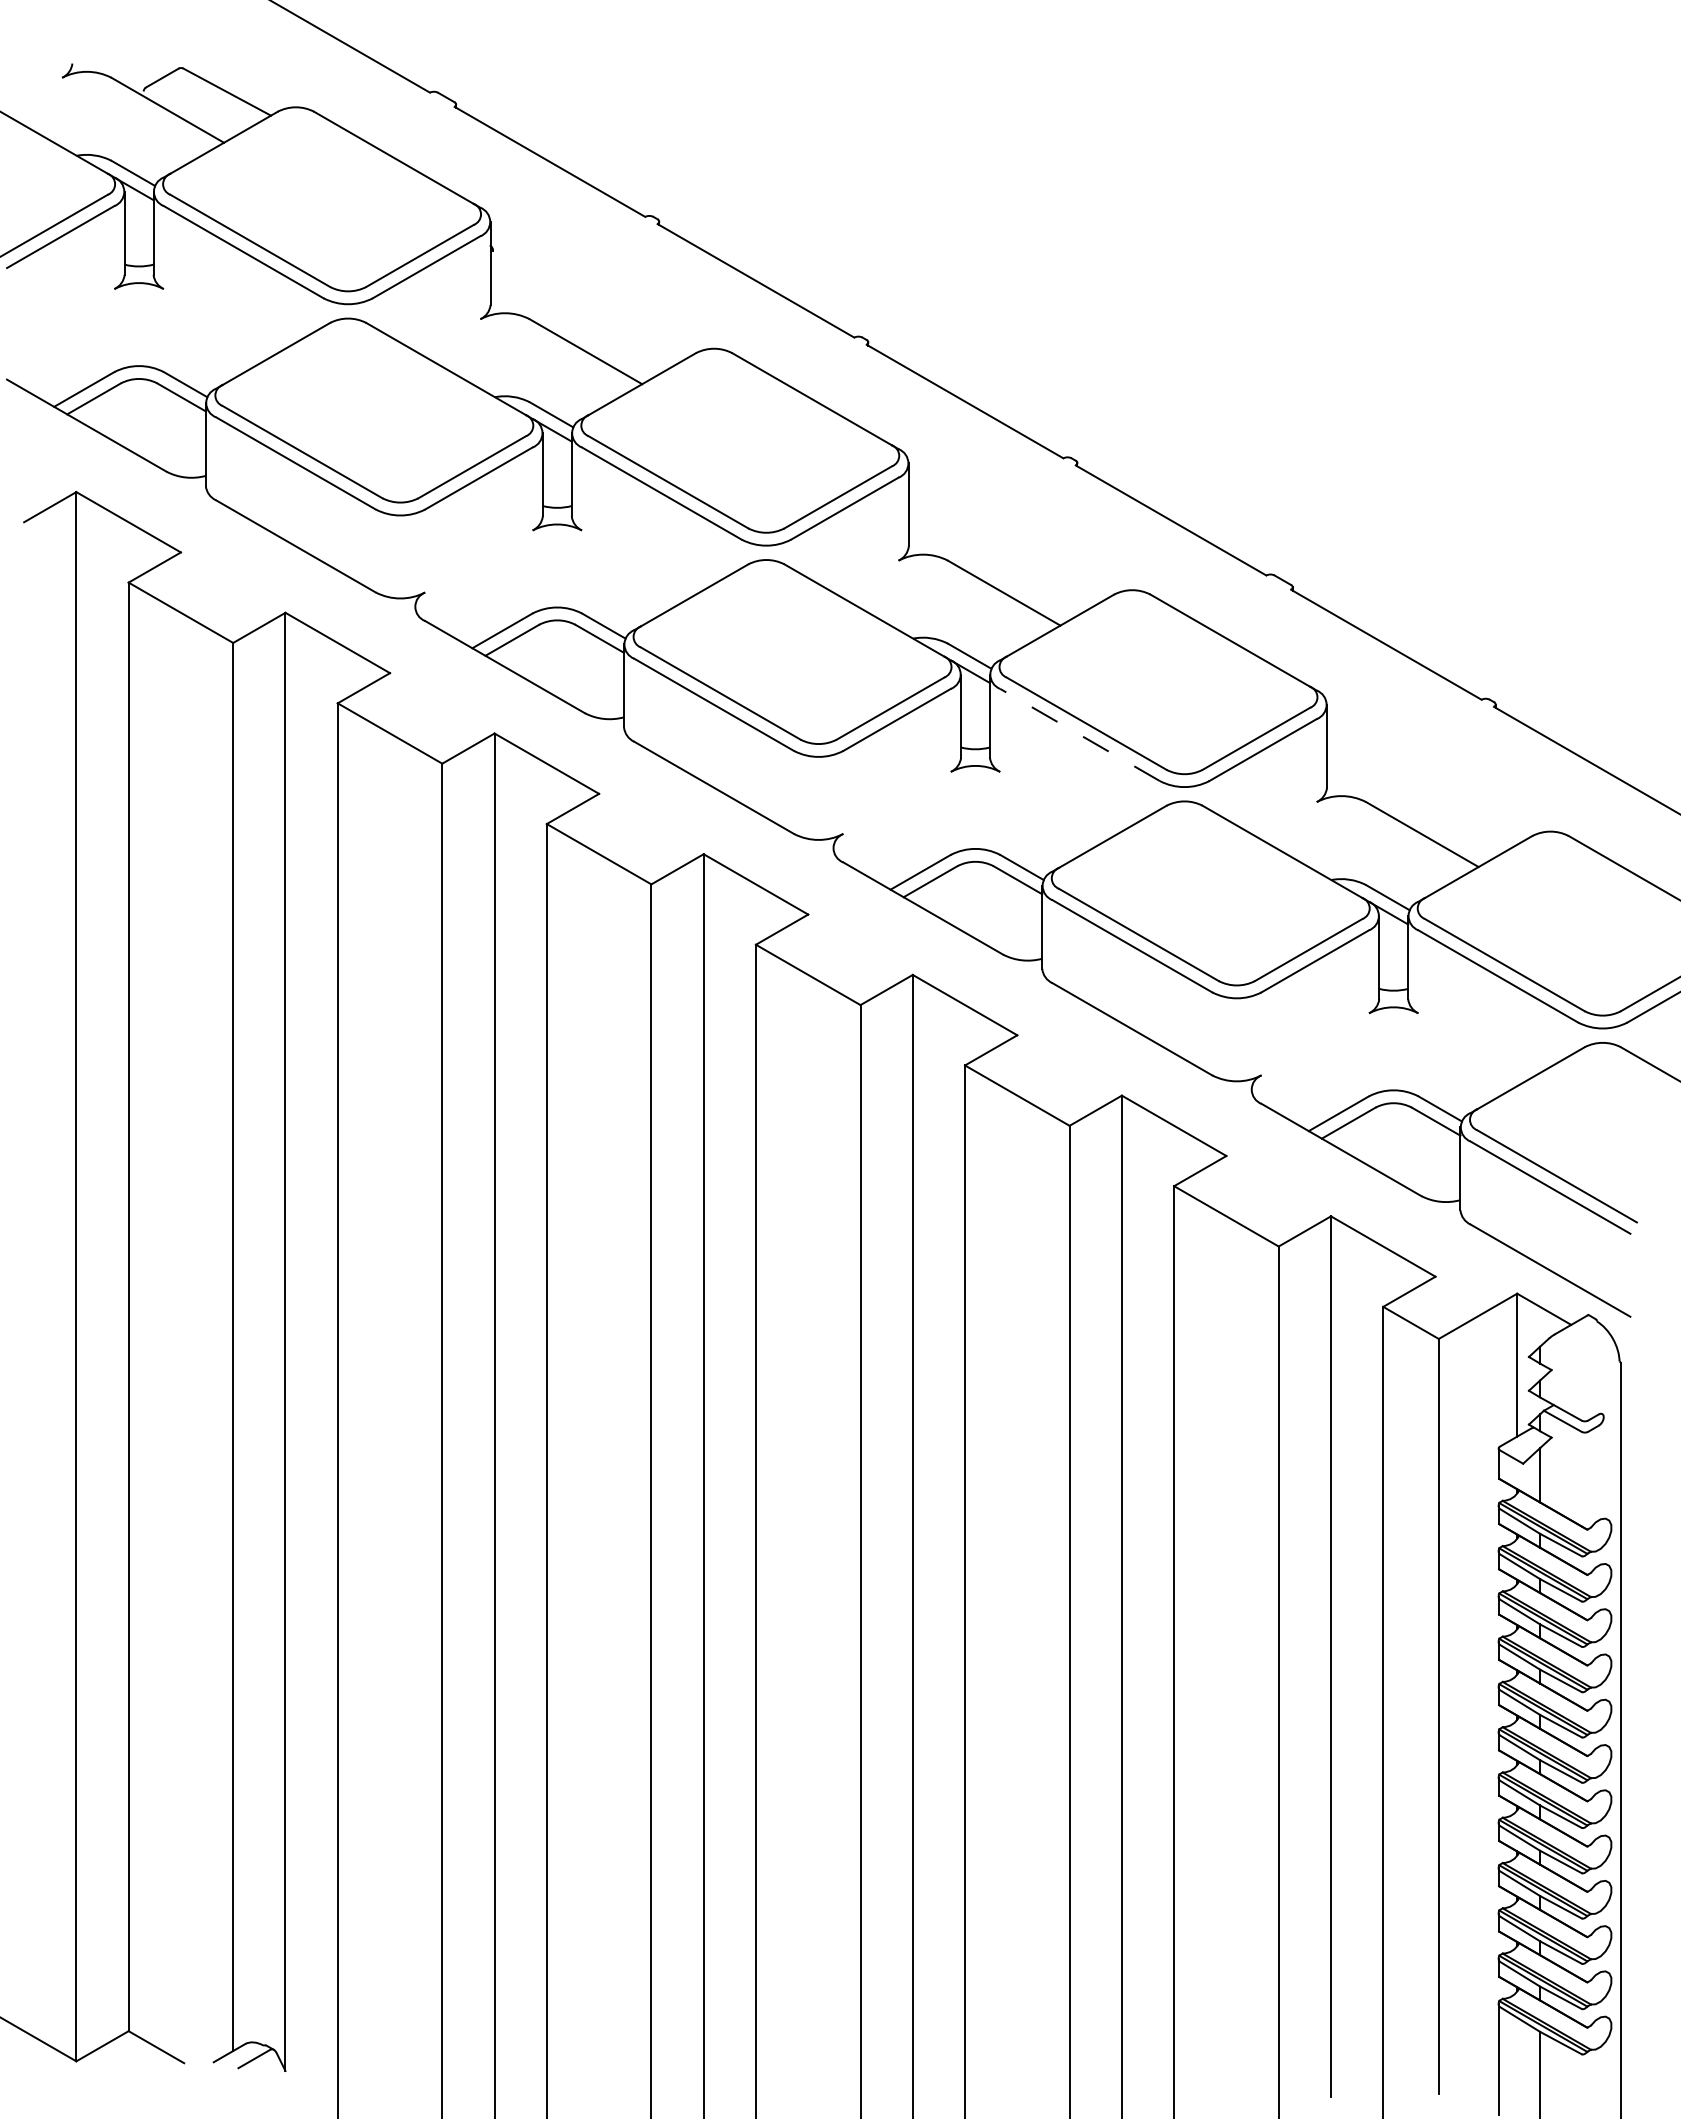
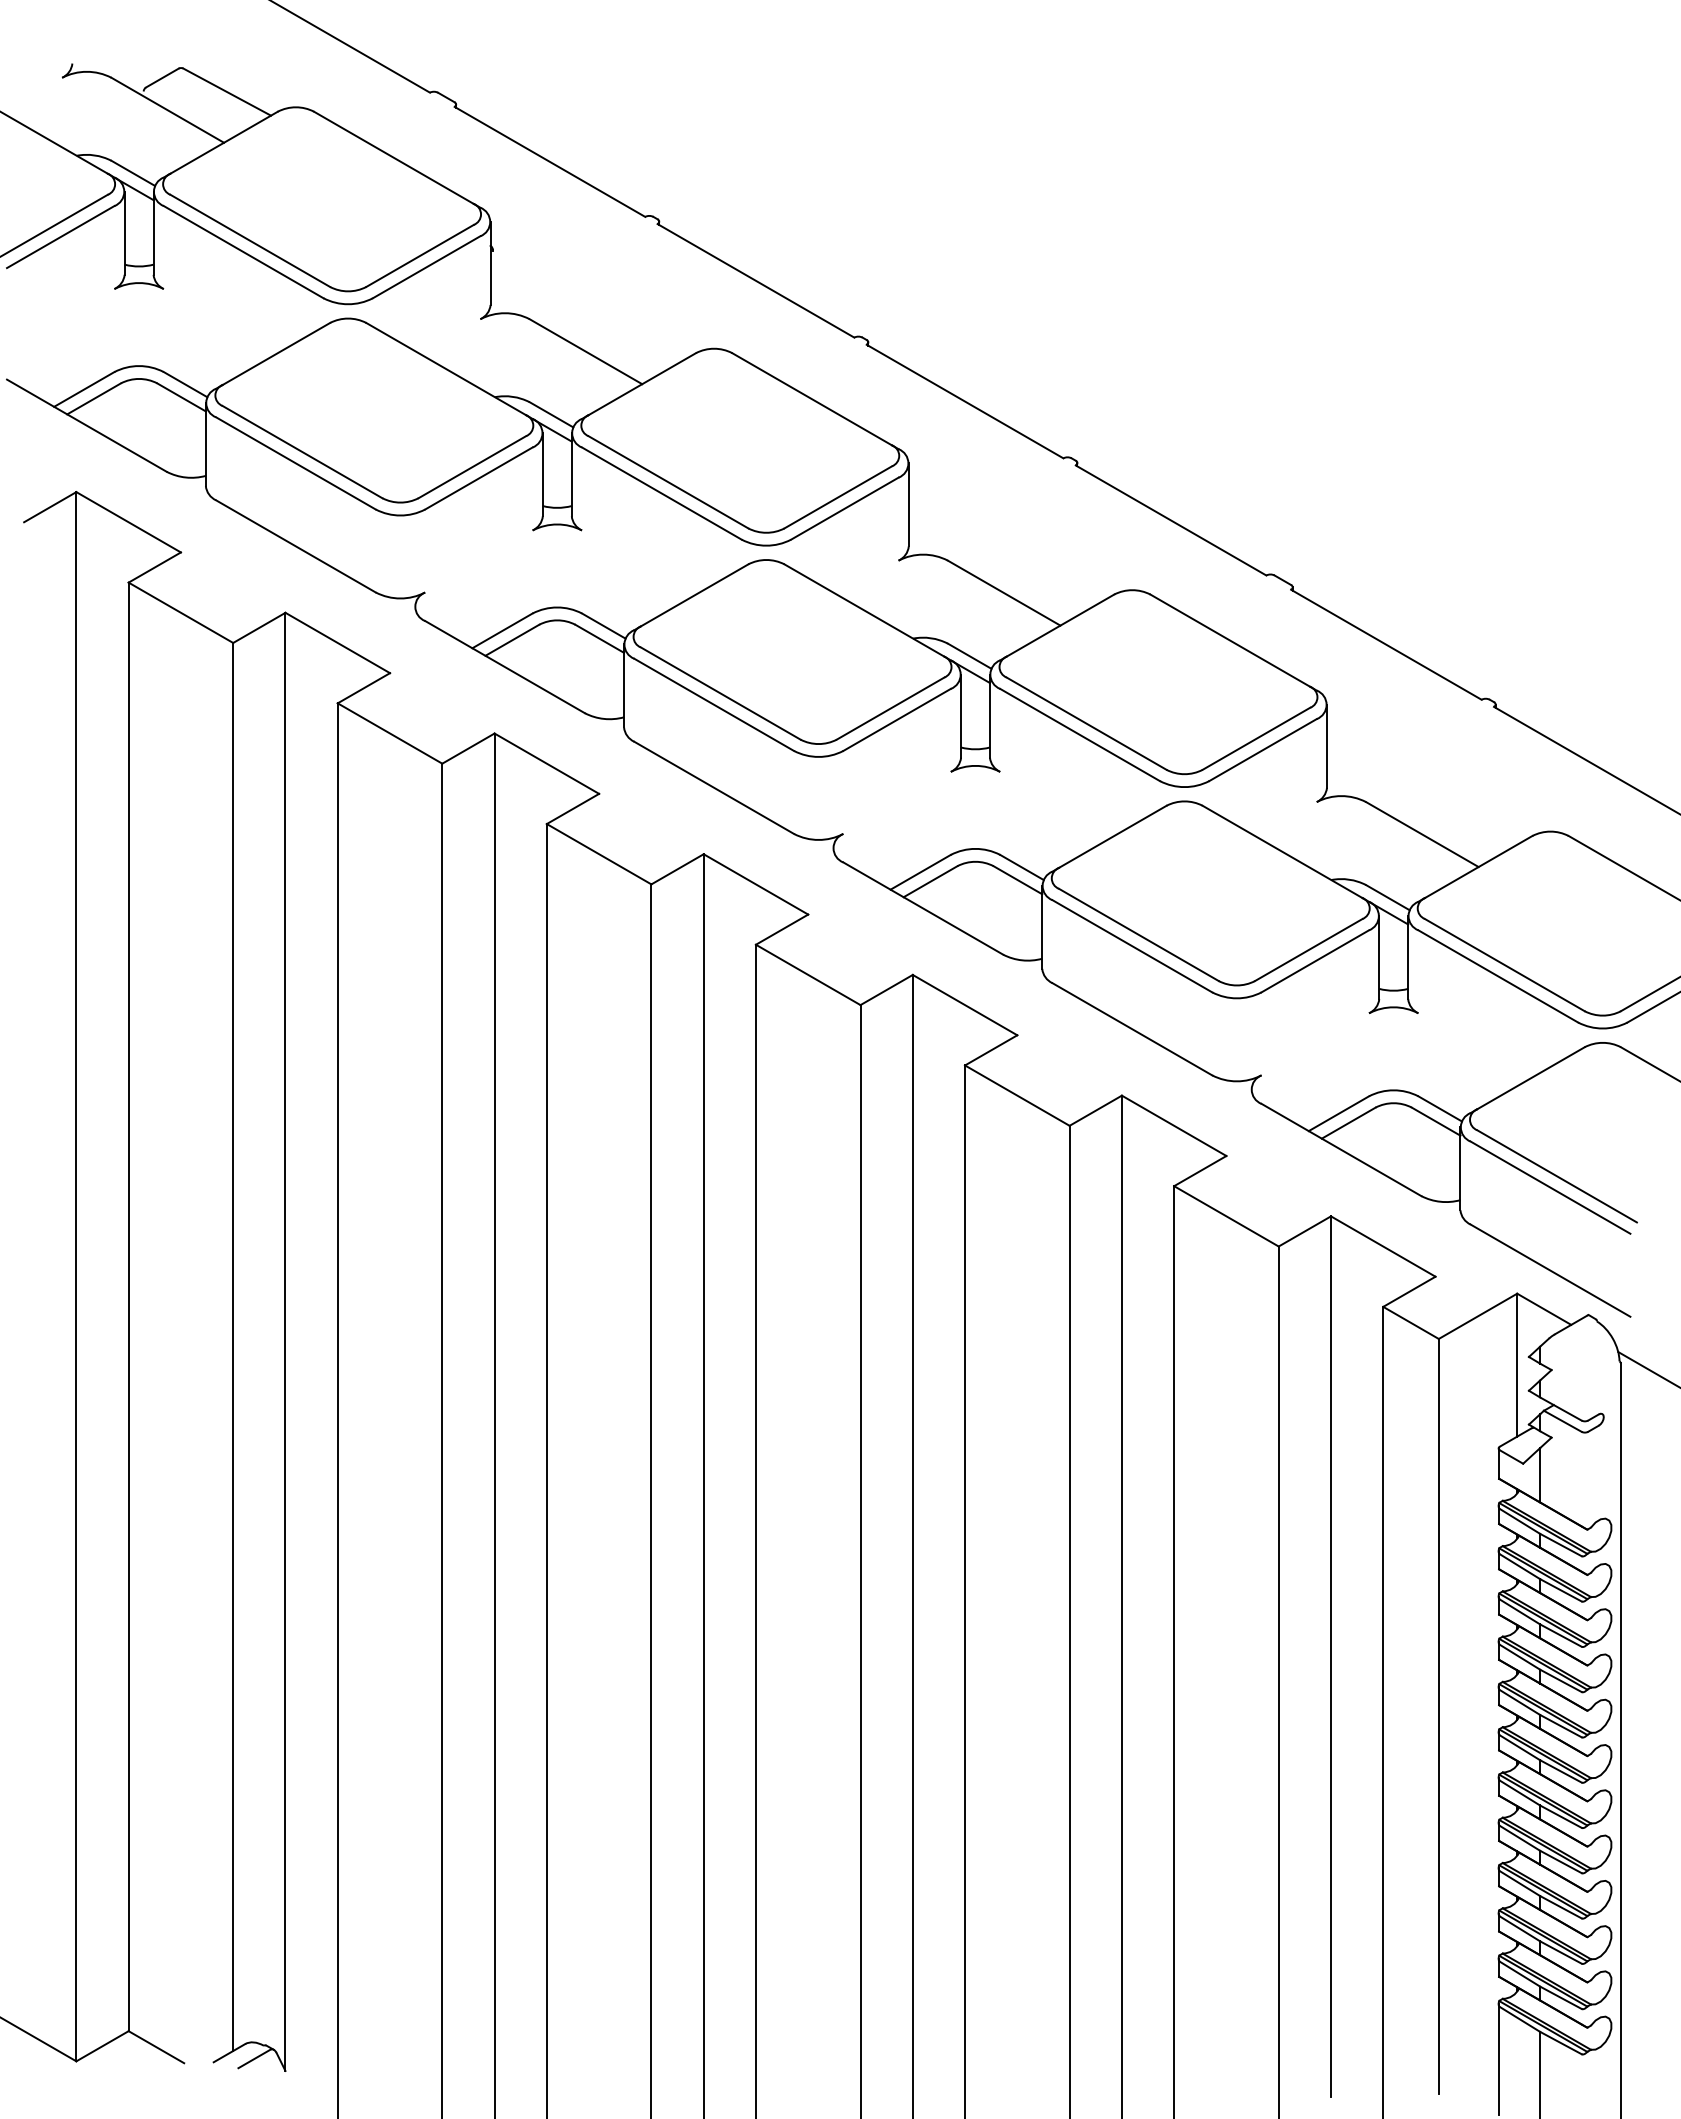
line: dashed -> solid (1079, 734)
line: none -> present (1647, 1369)
